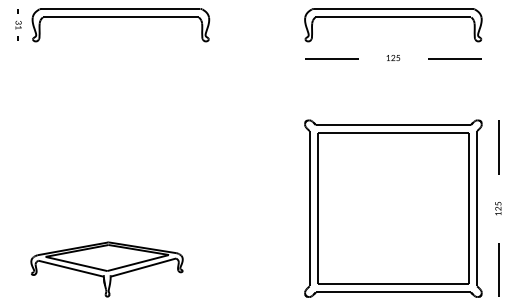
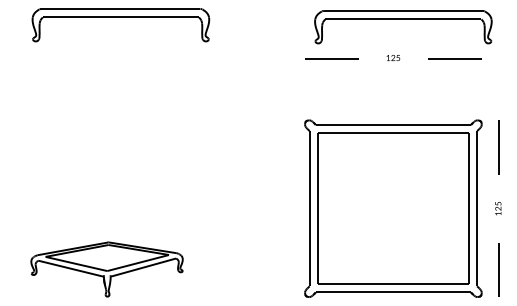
part position: (393, 17) -> (403, 19) (403, 19)
part: present -> none (18, 24)
